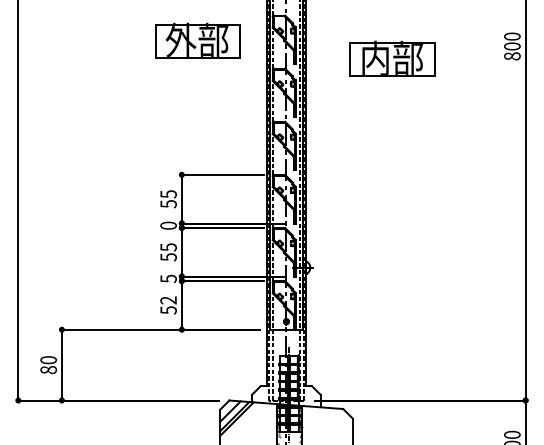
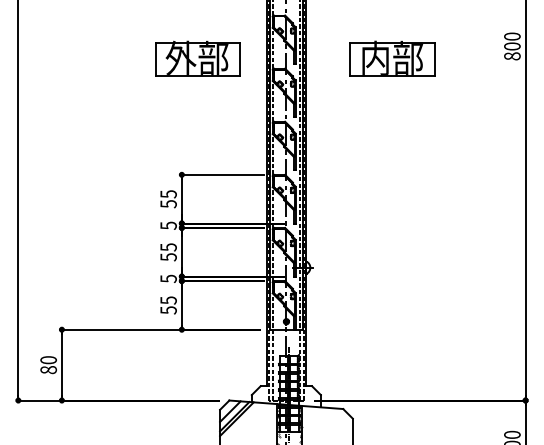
part position: (197, 40) -> (197, 58) (197, 58)
text: 0 -> 5 (168, 225)
text: 52 -> 55 (168, 300)
